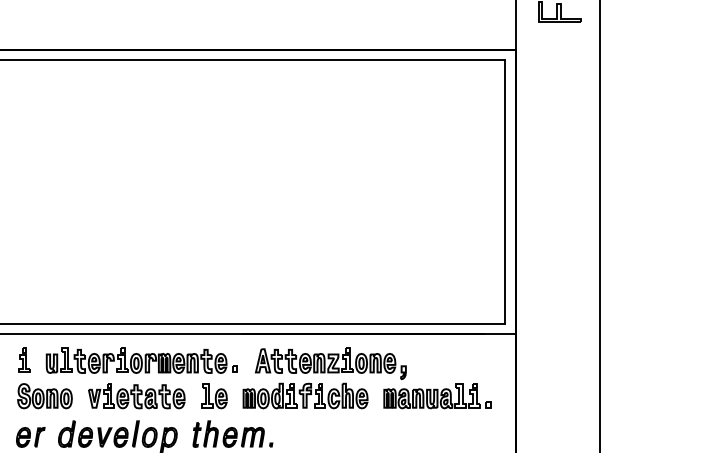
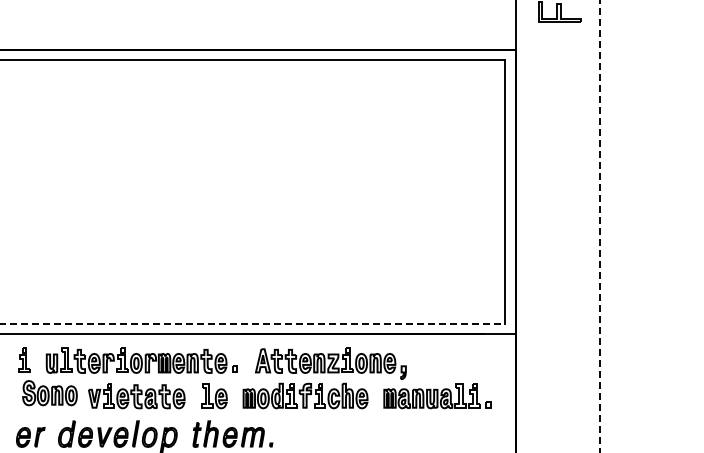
line: solid -> dashed (599, 225)
line: solid -> dashed (253, 323)
part position: (44, 396) -> (49, 393) (49, 393)
